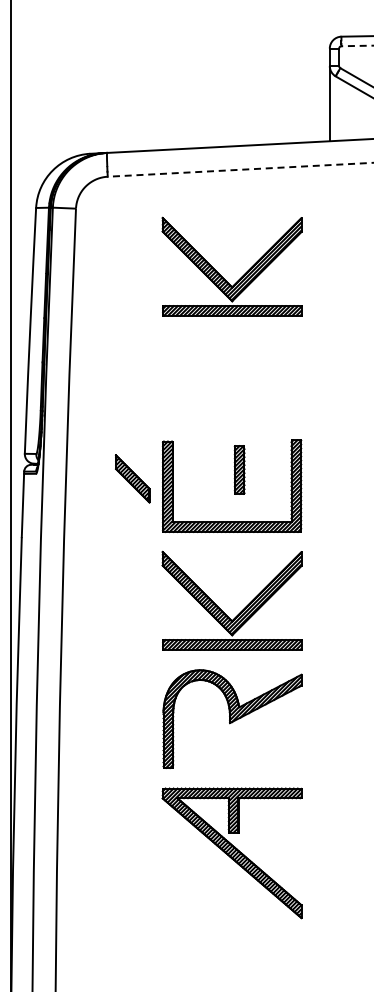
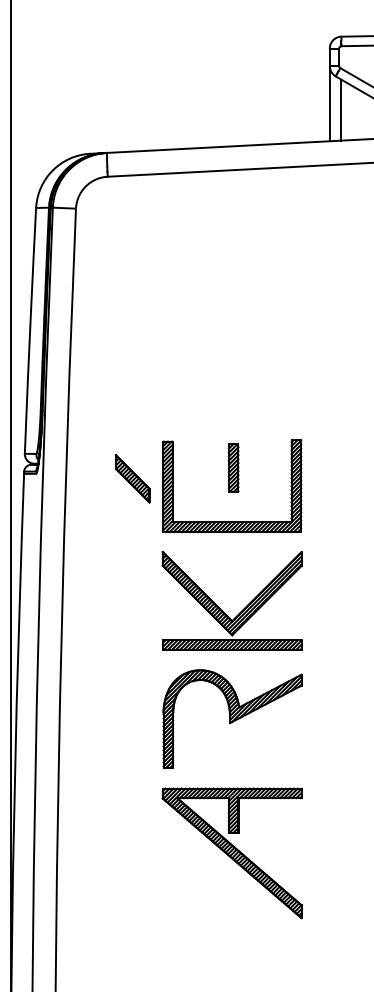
line: dashed -> solid (357, 45)
line: none -> present (341, 109)
line: dashed -> solid (240, 169)
part: present -> none (221, 275)
part position: (239, 469) -> (233, 467) (233, 467)
